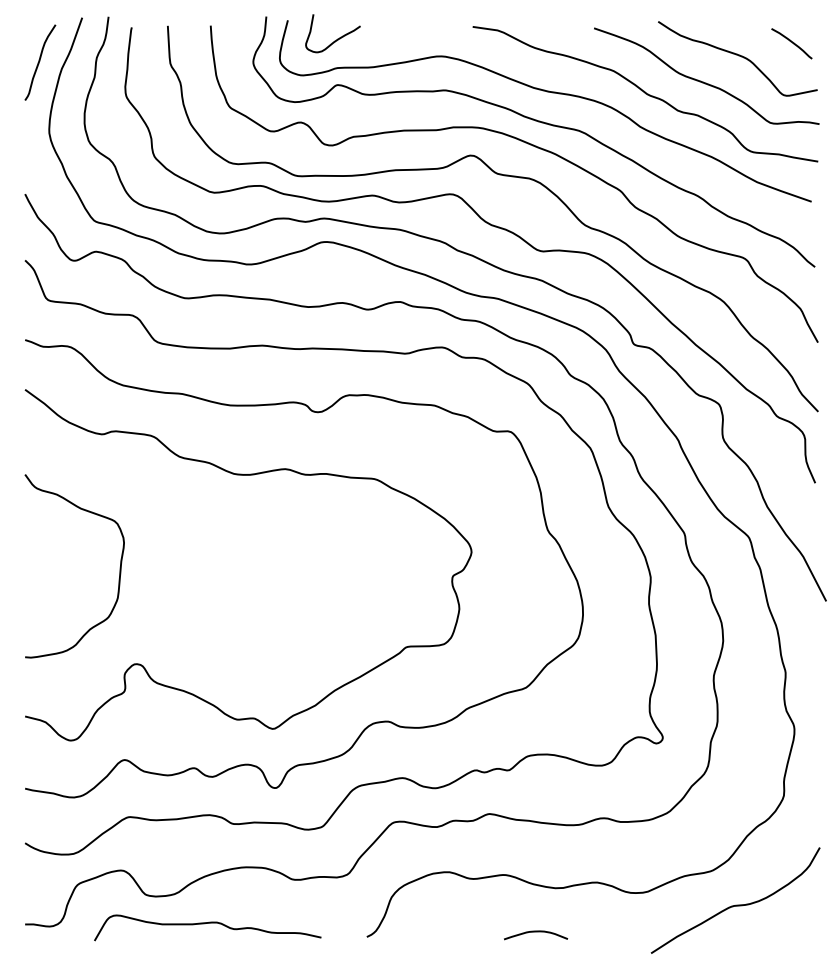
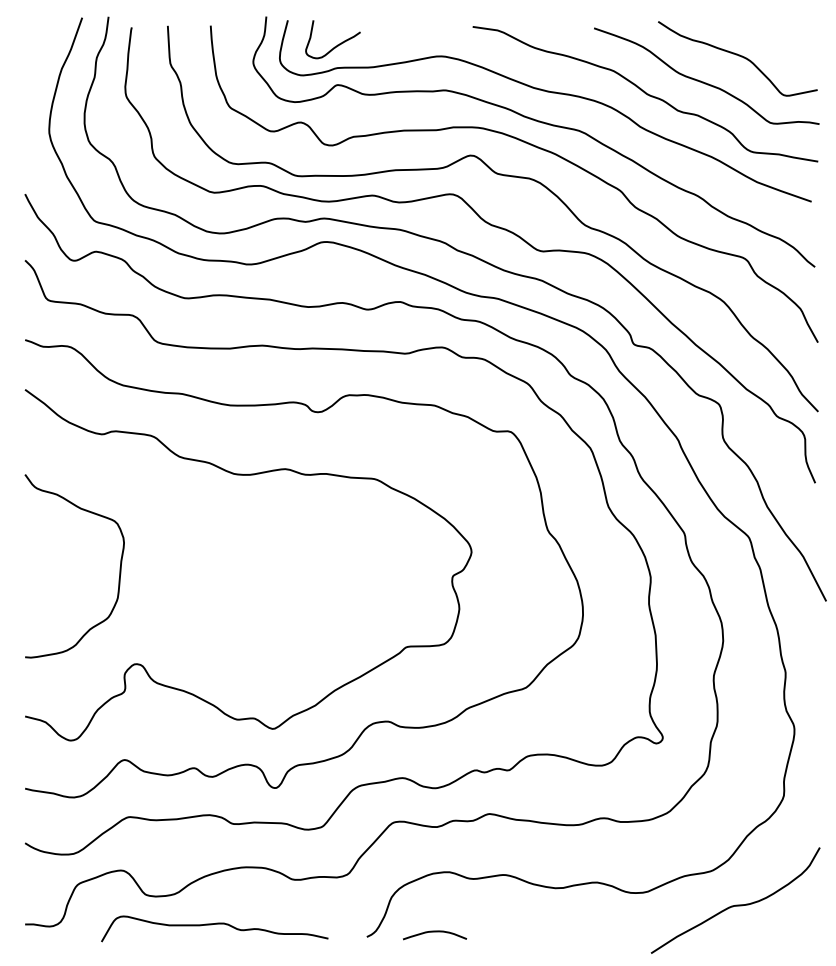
curve position: (337, 38) -> (337, 44) (337, 44)
curve: present -> none (791, 42)
curve: present -> none (40, 61)
curve position: (207, 923) -> (214, 924) (214, 924)
curve position: (536, 932) -> (435, 932) (435, 932)
